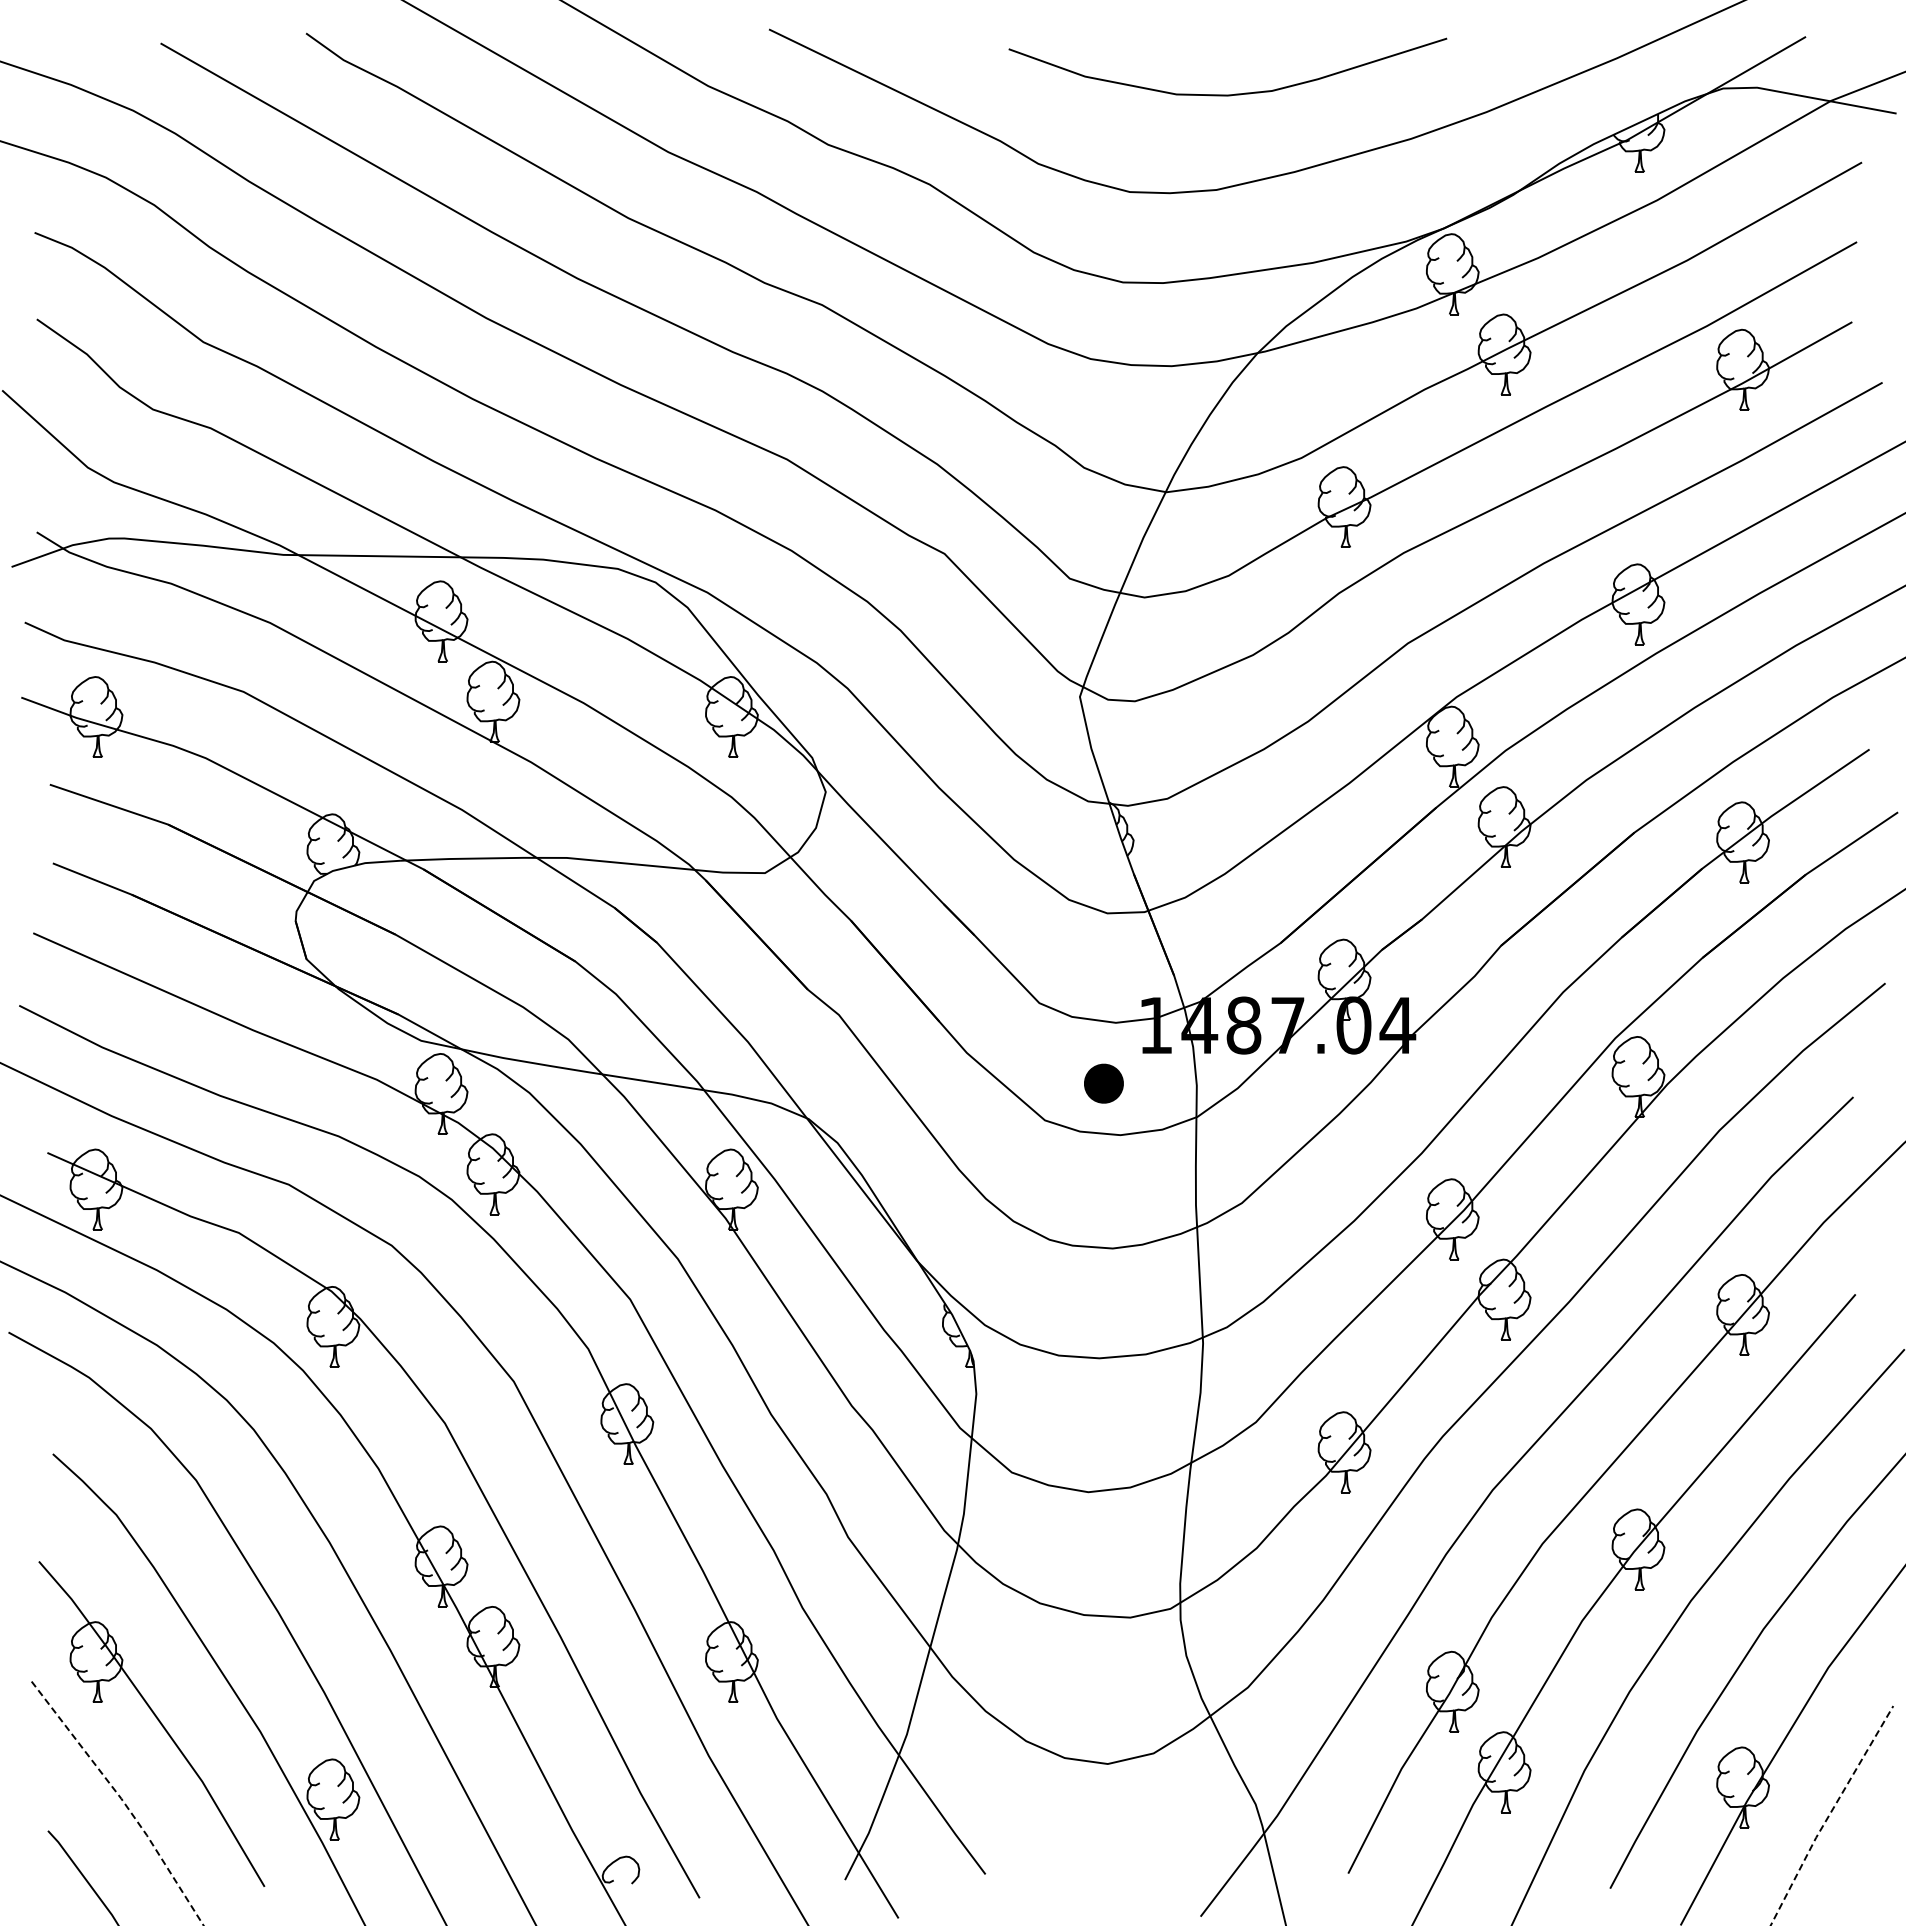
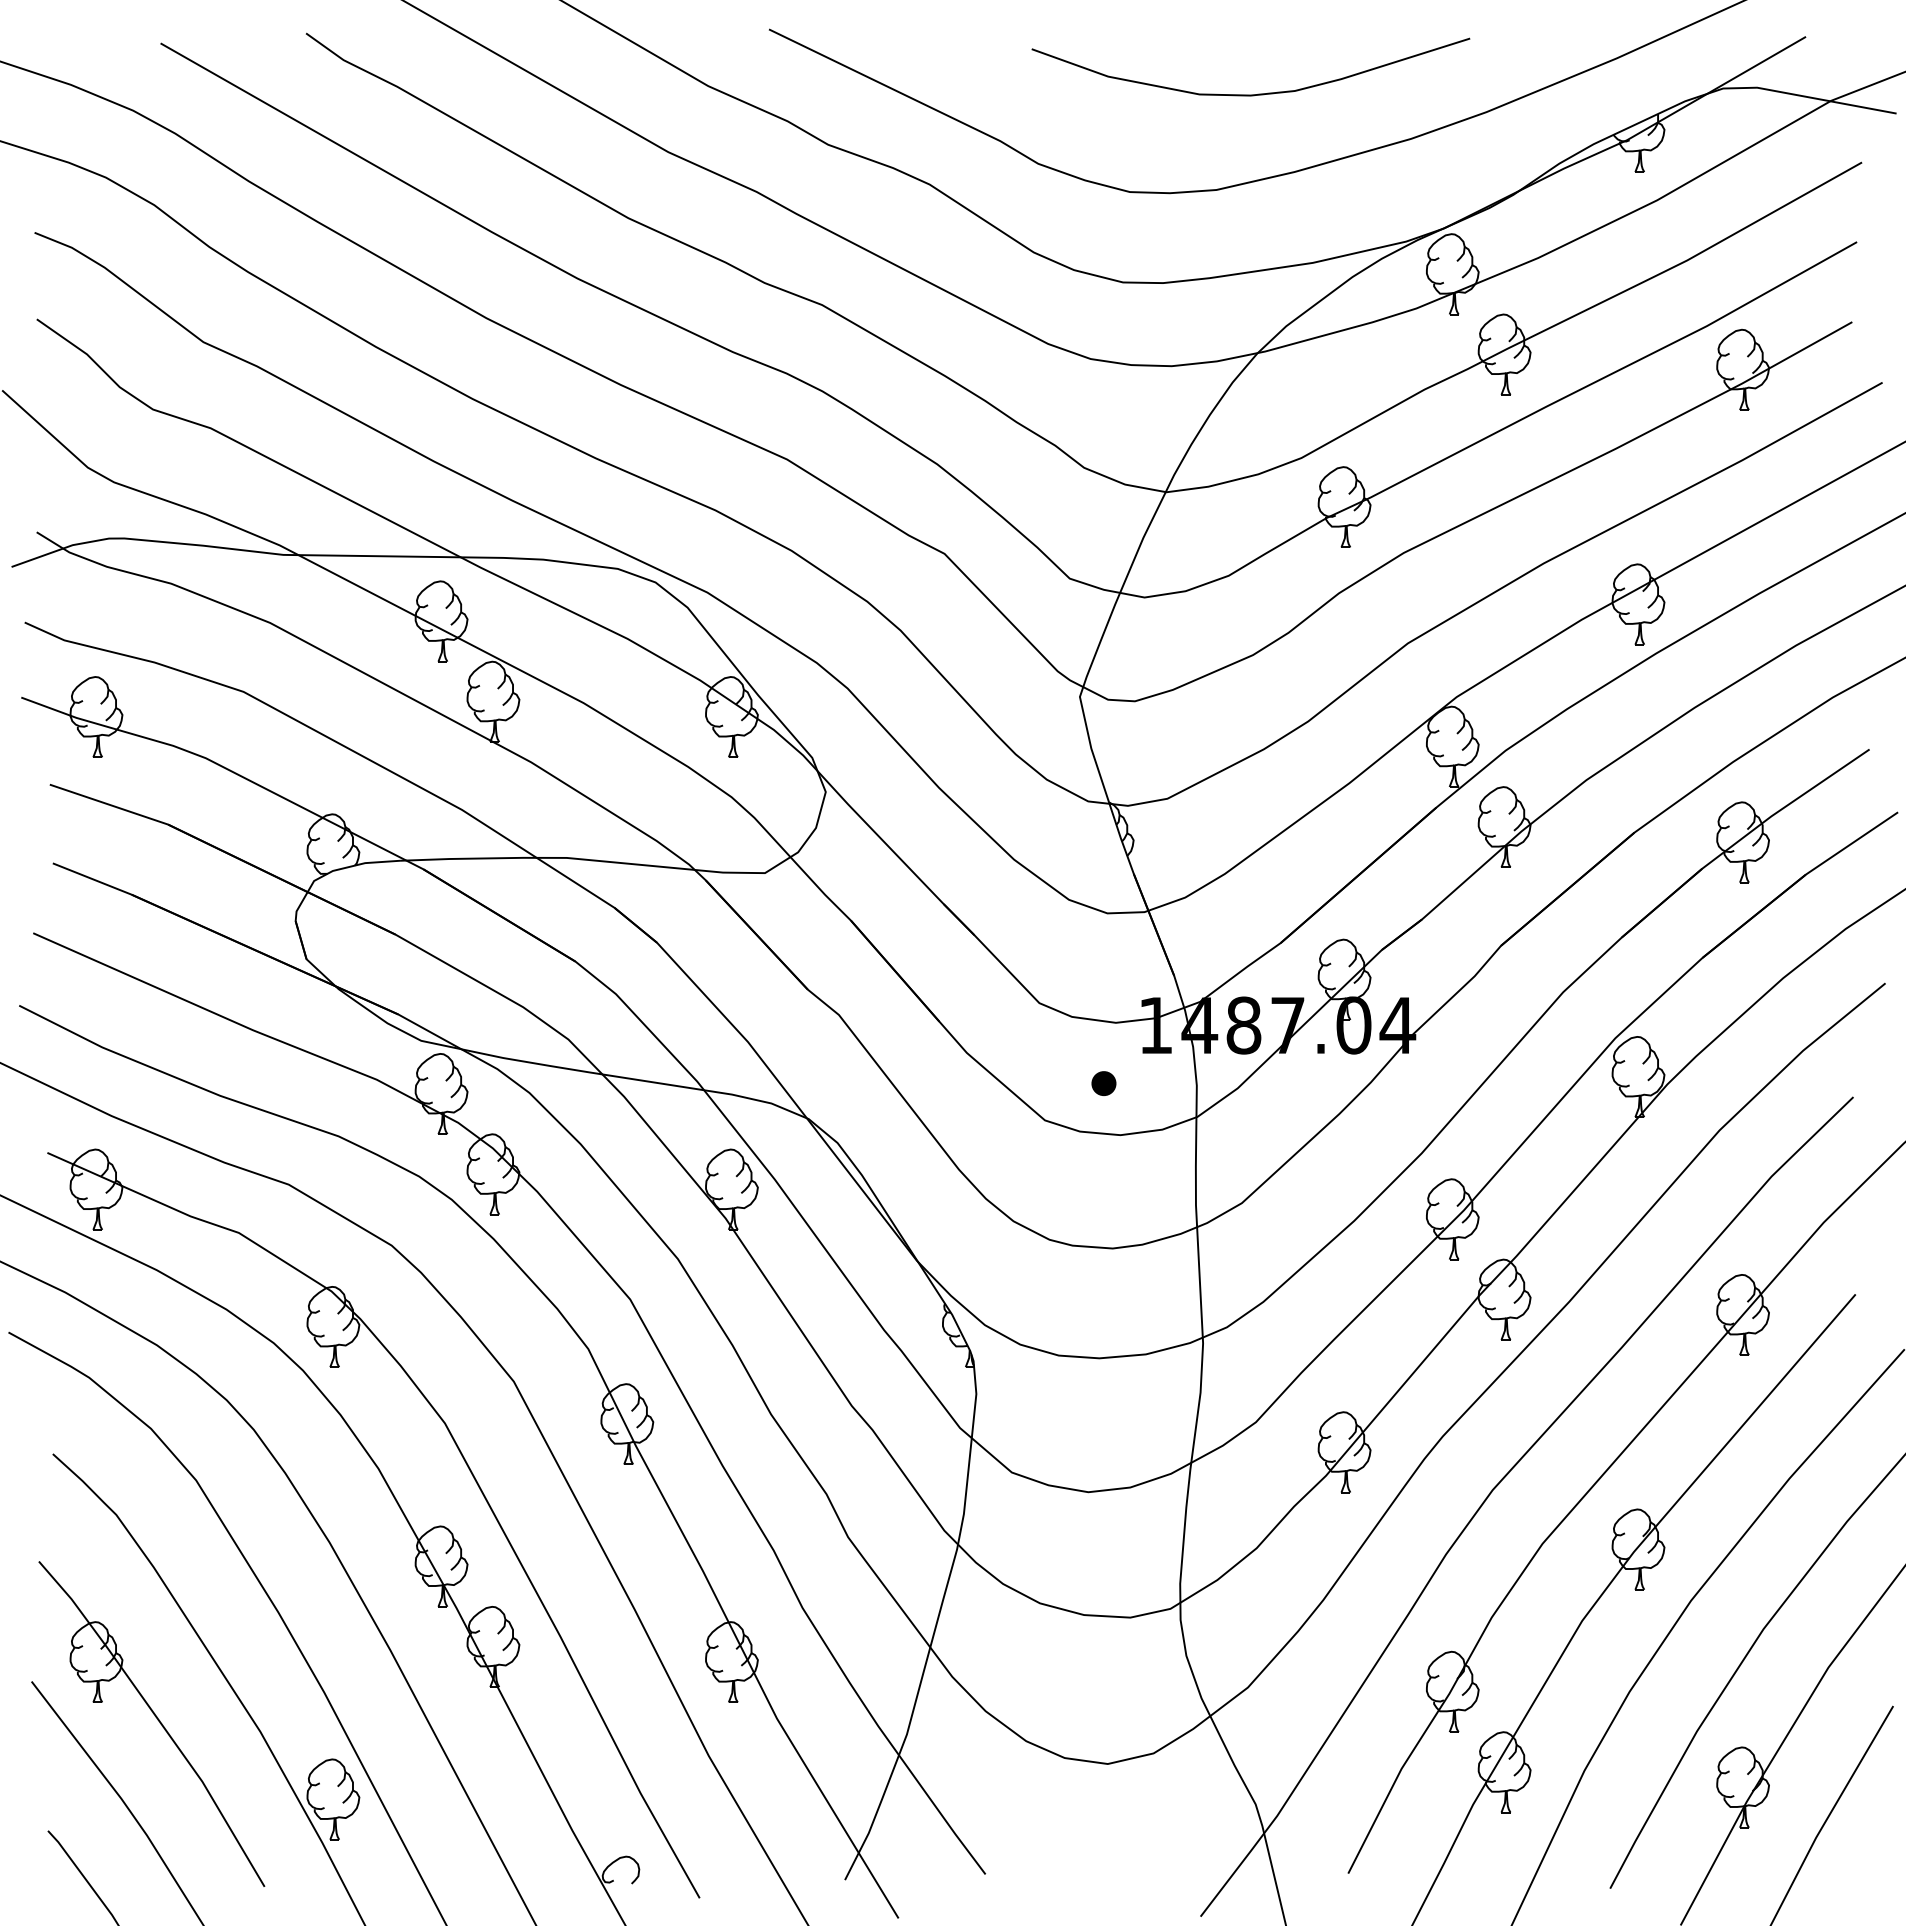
curve position: (1227, 94) -> (1250, 94) (1250, 94)
part size: 40x41 px -> 26x25 px (1103, 1083)
line: dashed -> solid (122, 1800)
line: dashed -> solid (1829, 1814)
